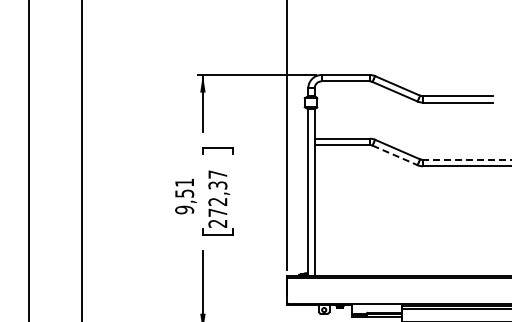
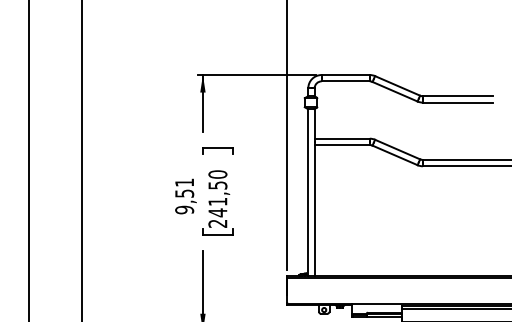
line: dashed -> solid (395, 155)
line: dashed -> solid (466, 159)
text: 272,37 -> 241,50 (217, 193)
